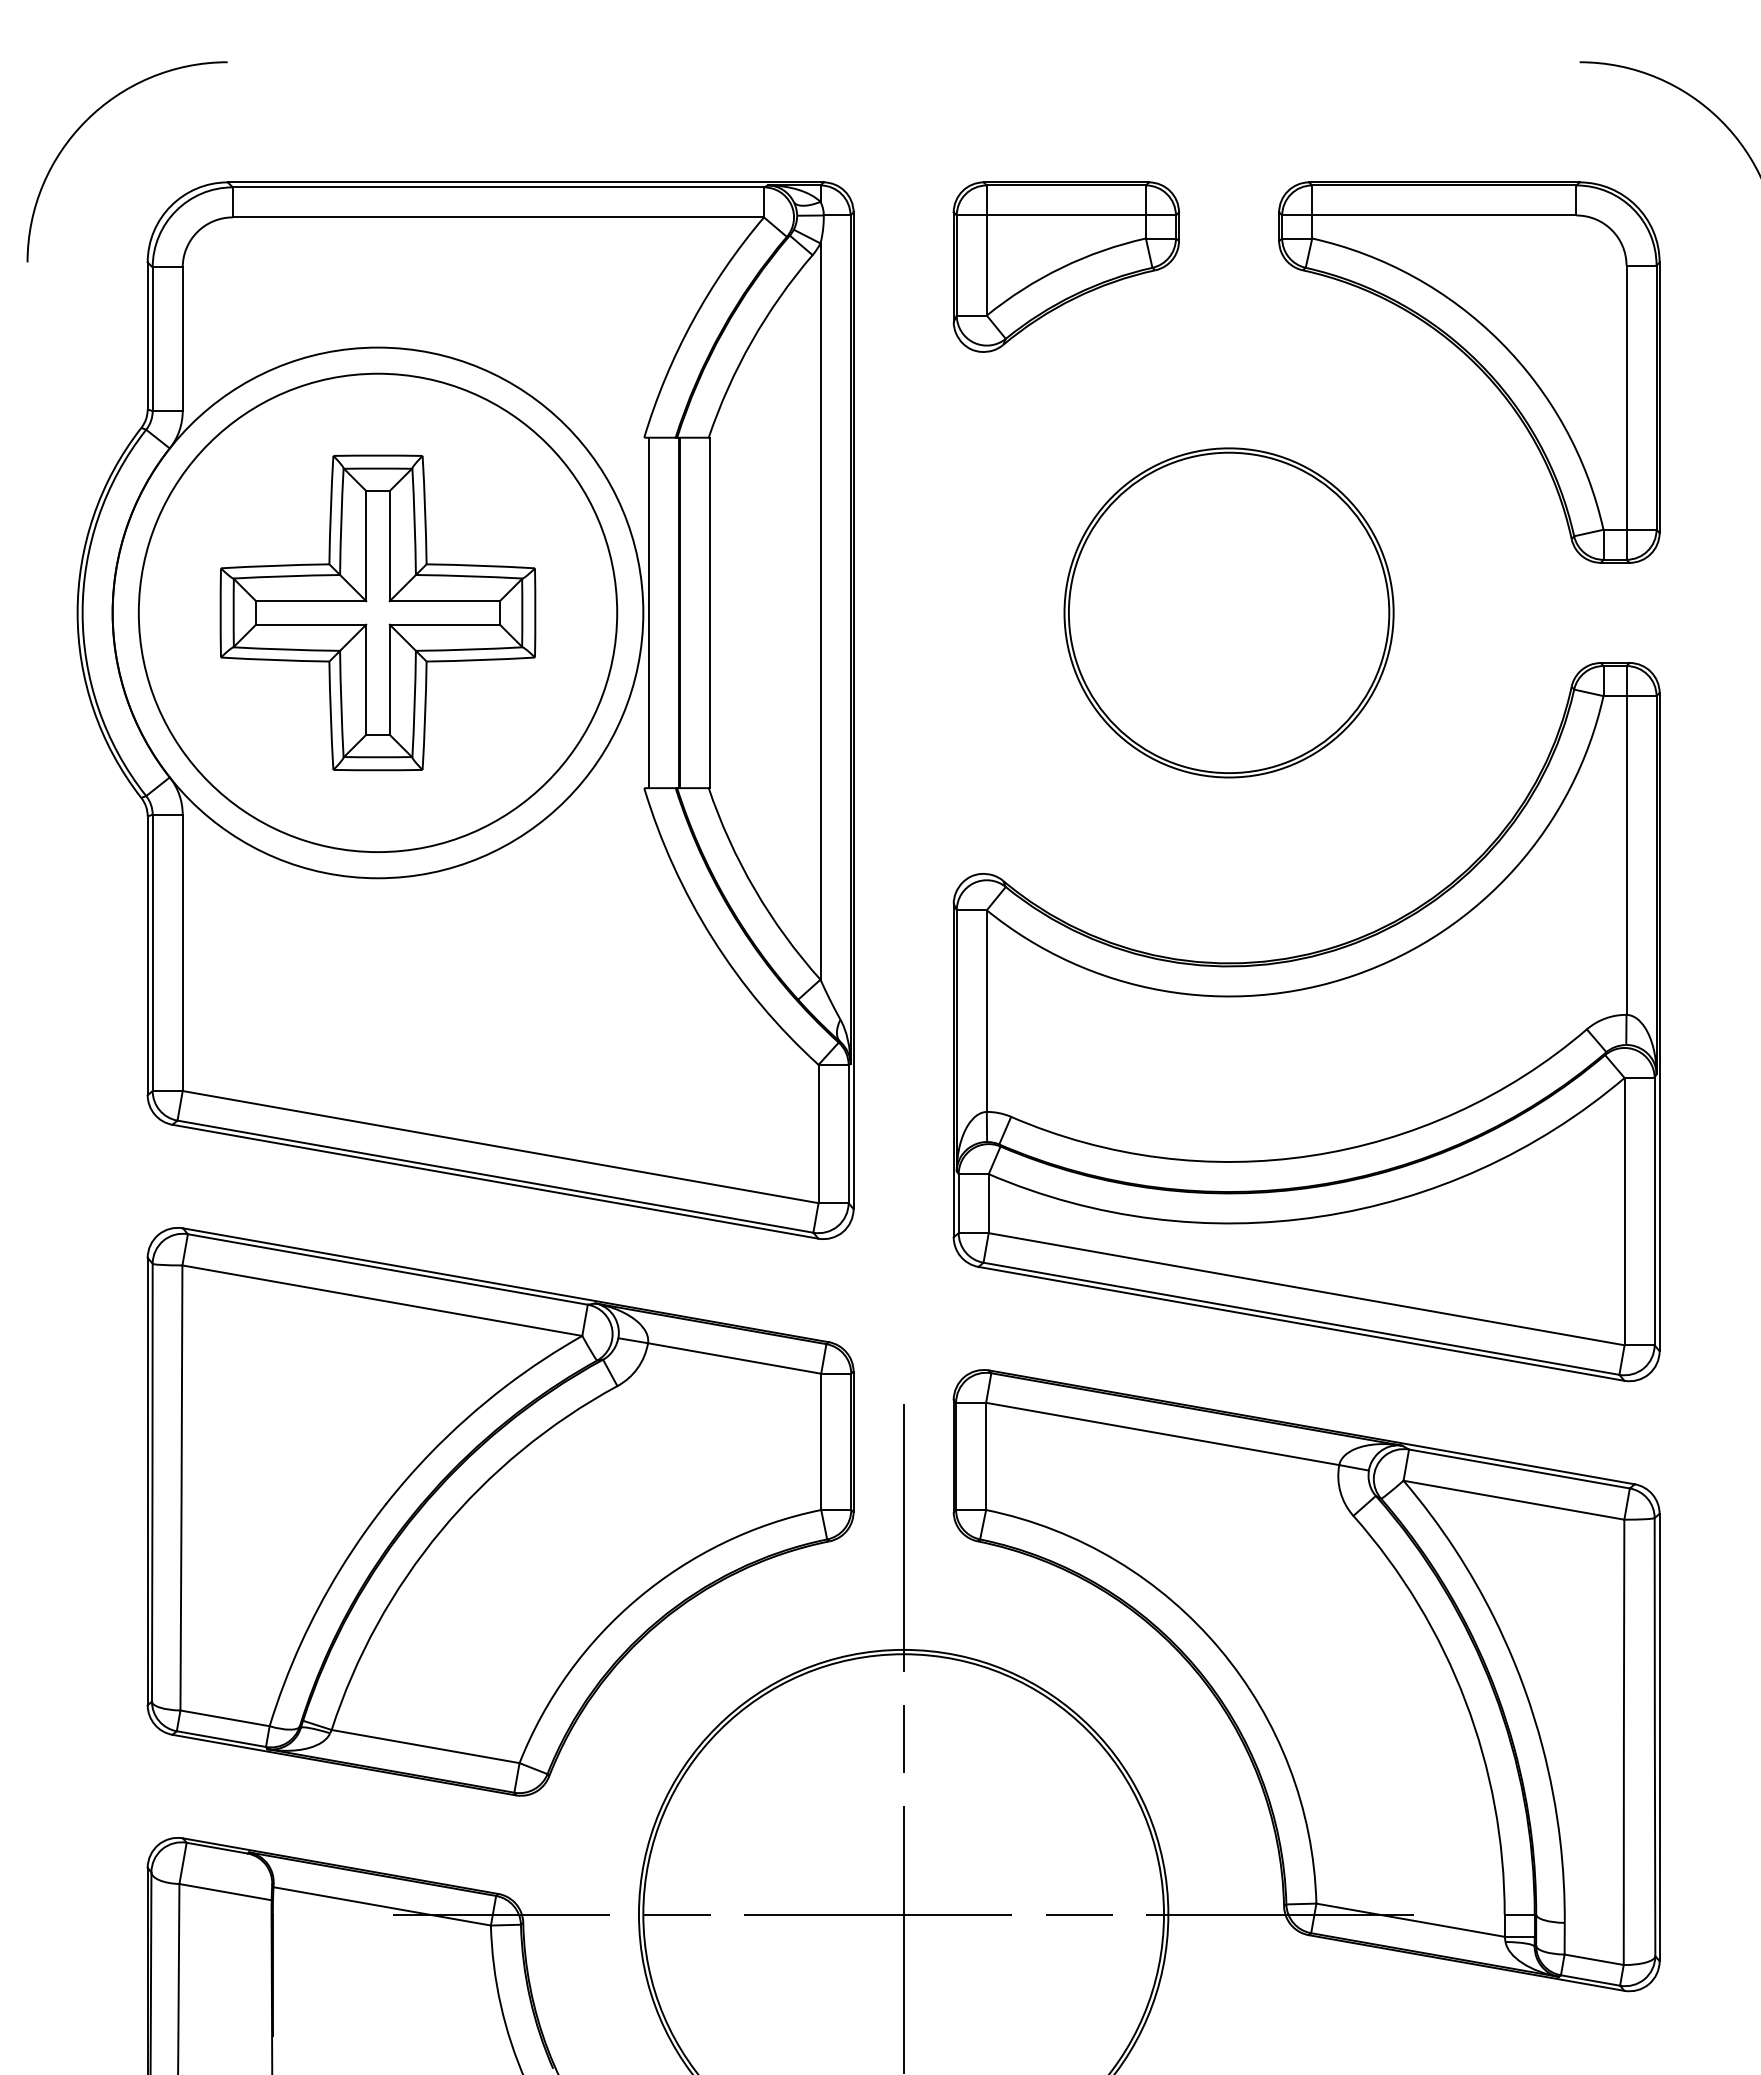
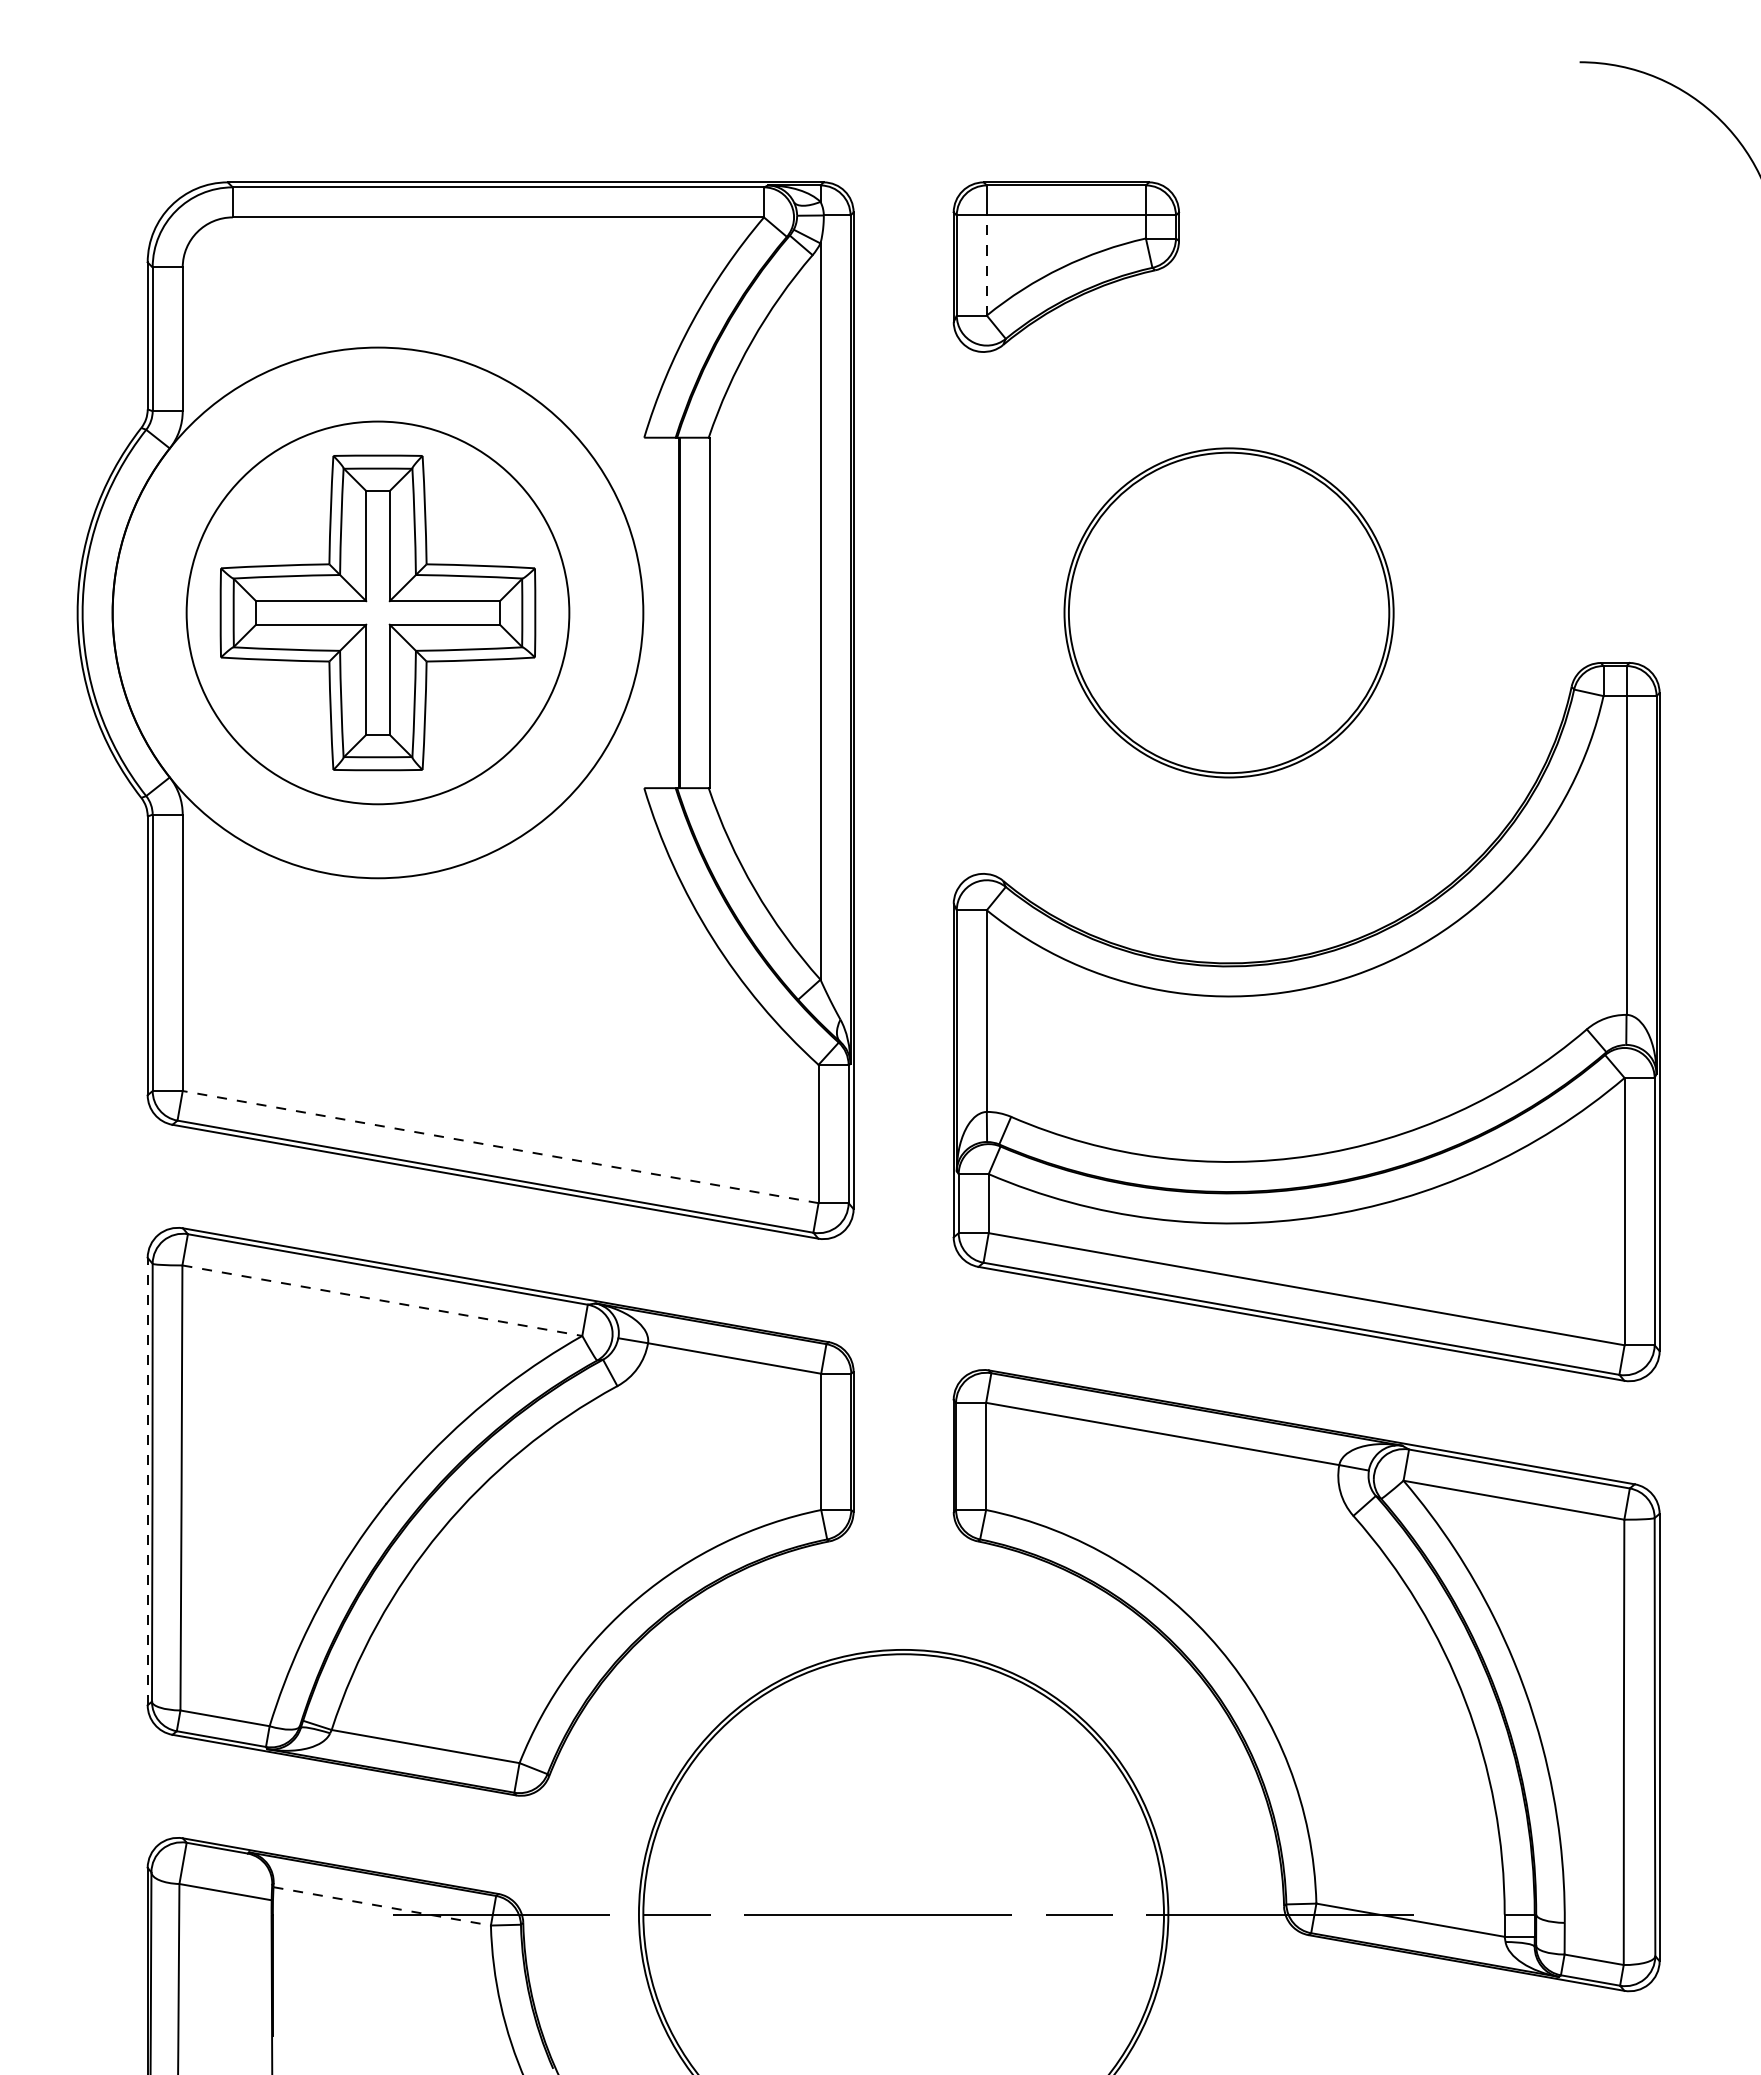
curve: present -> none (91, 117)
line: solid -> dashed (986, 265)
part: present -> none (1475, 365)
circle diameter: 478 px -> 383 px (377, 612)
line: present -> none (648, 612)
line: solid -> dashed (500, 1147)
line: solid -> dashed (382, 1300)
line: solid -> dashed (147, 1481)
line: present -> none (903, 1737)
line: solid -> dashed (382, 1906)
